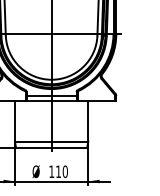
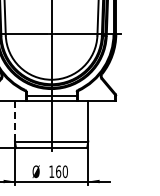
line: solid -> dashed (14, 121)
text: 110 -> 160 (58, 171)
